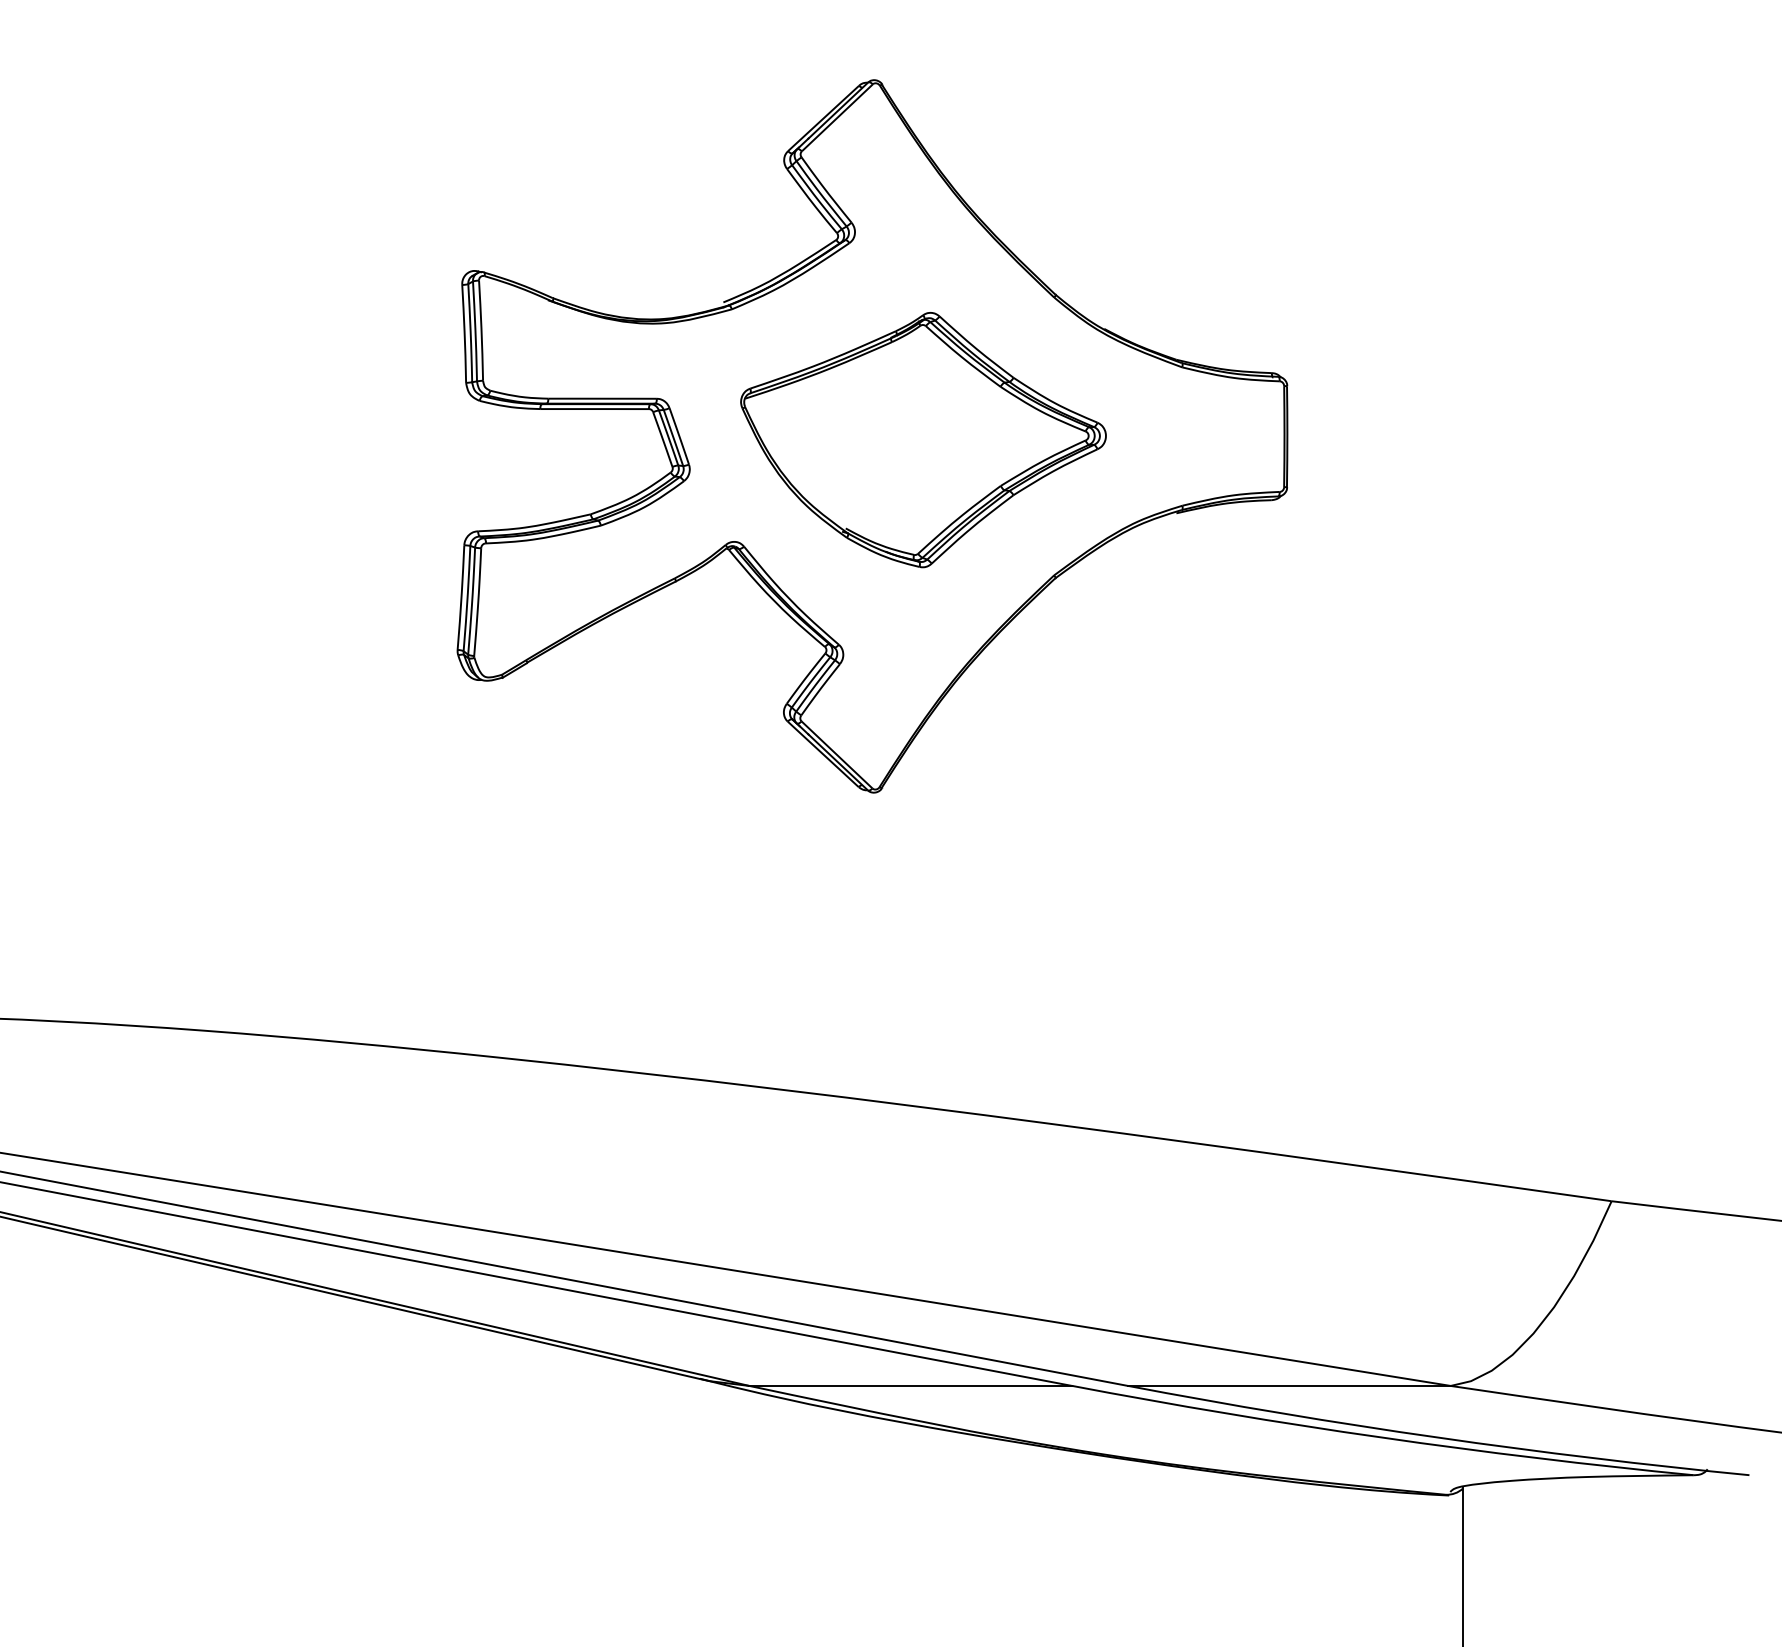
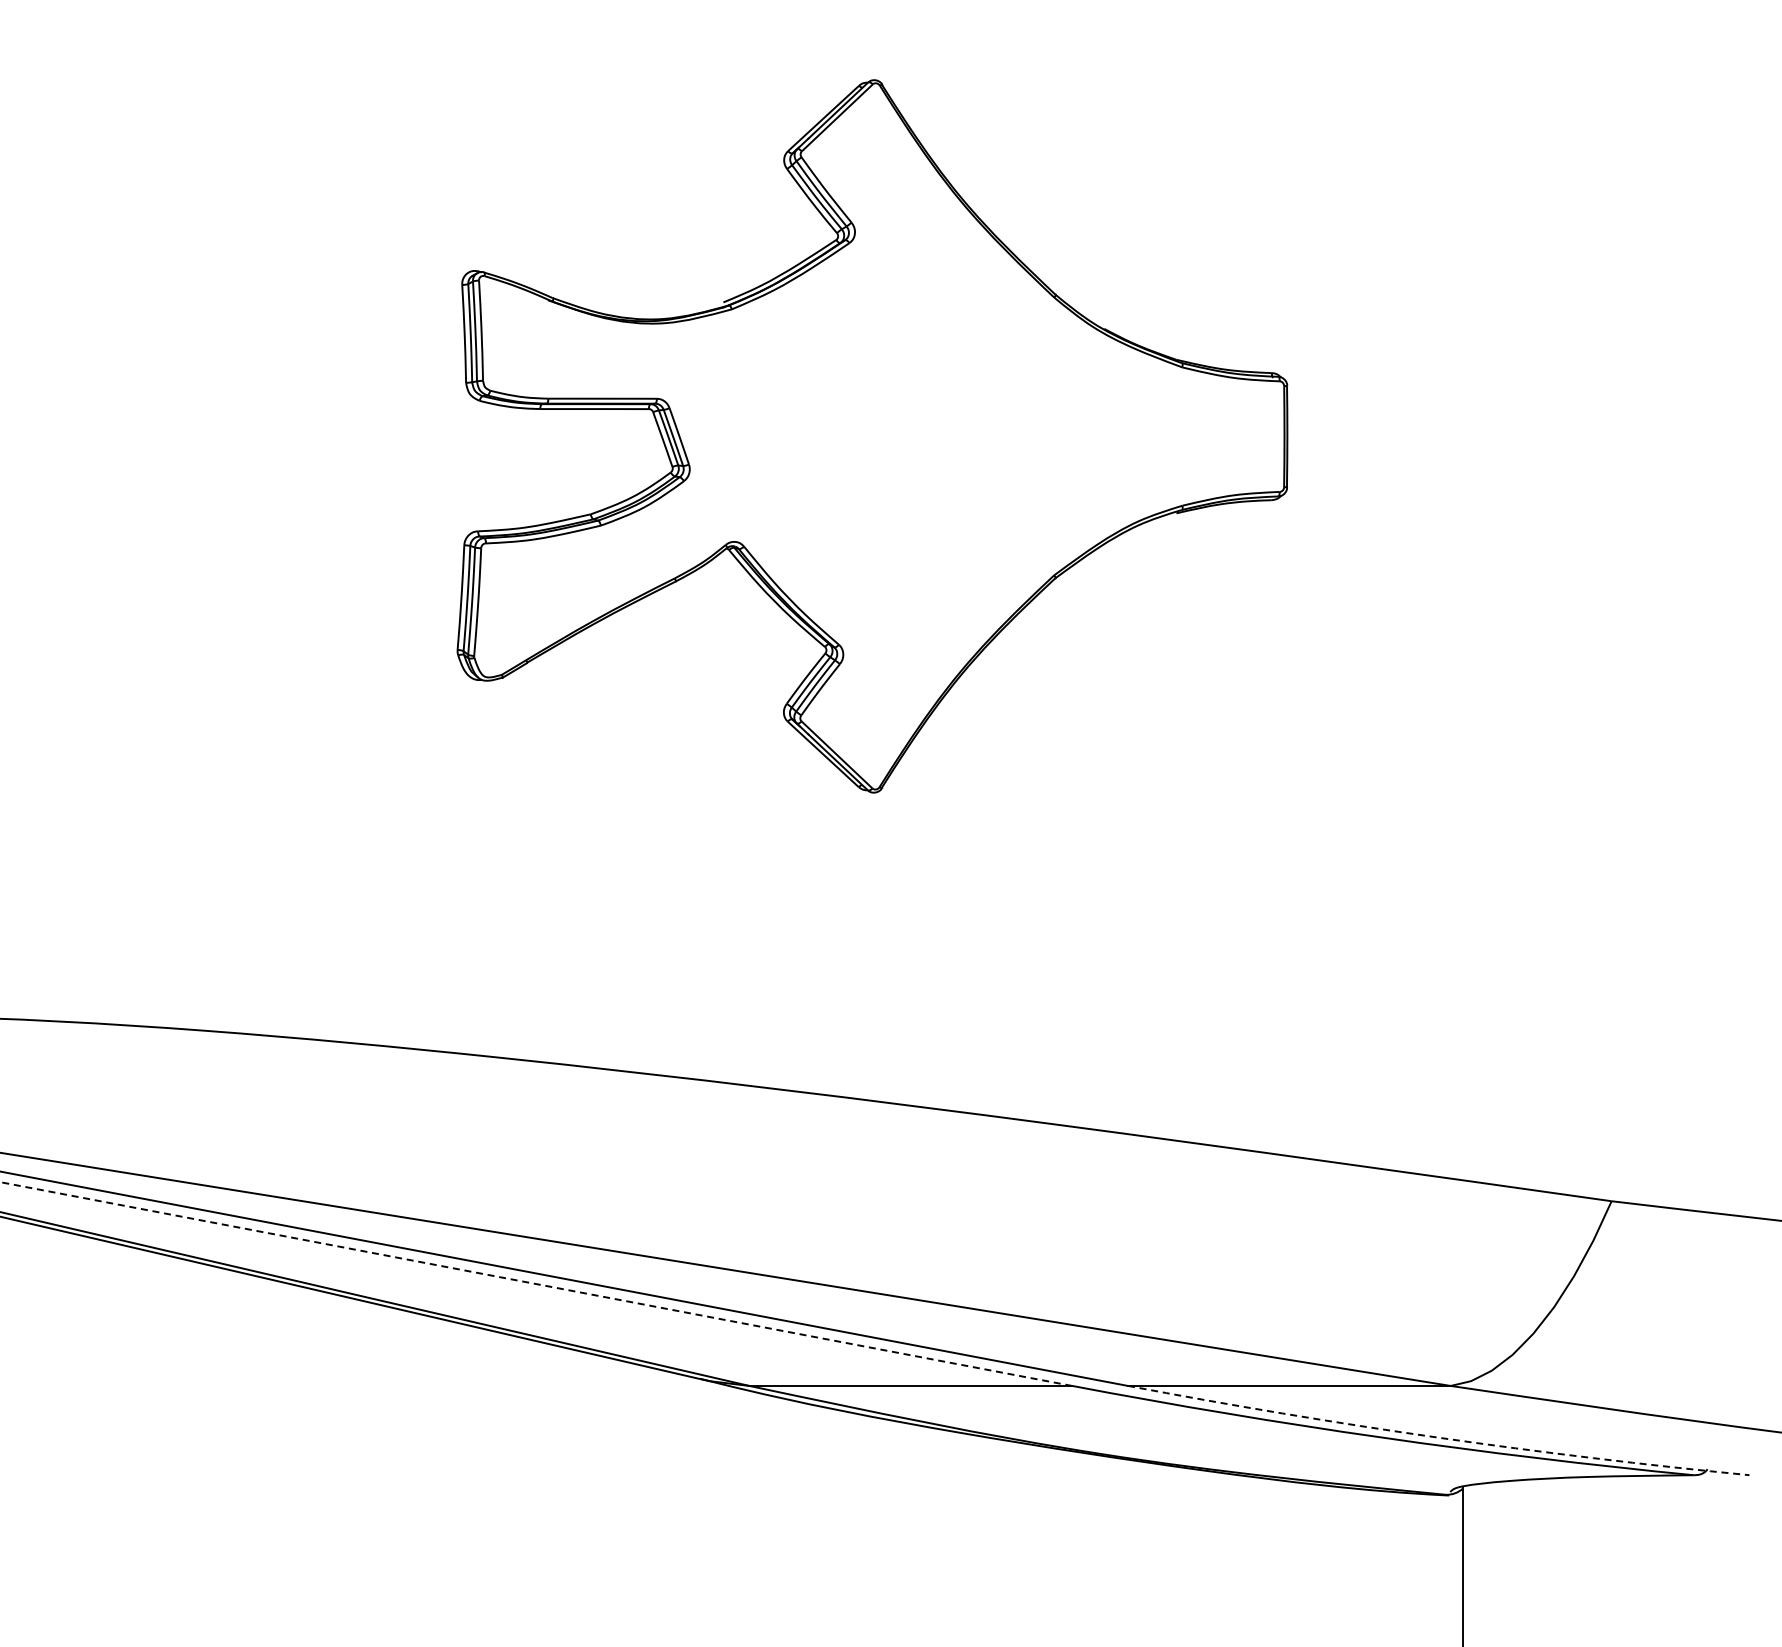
part: present -> none (923, 440)
line: solid -> dashed (535, 1284)
arc: solid -> dashed (1437, 1437)
